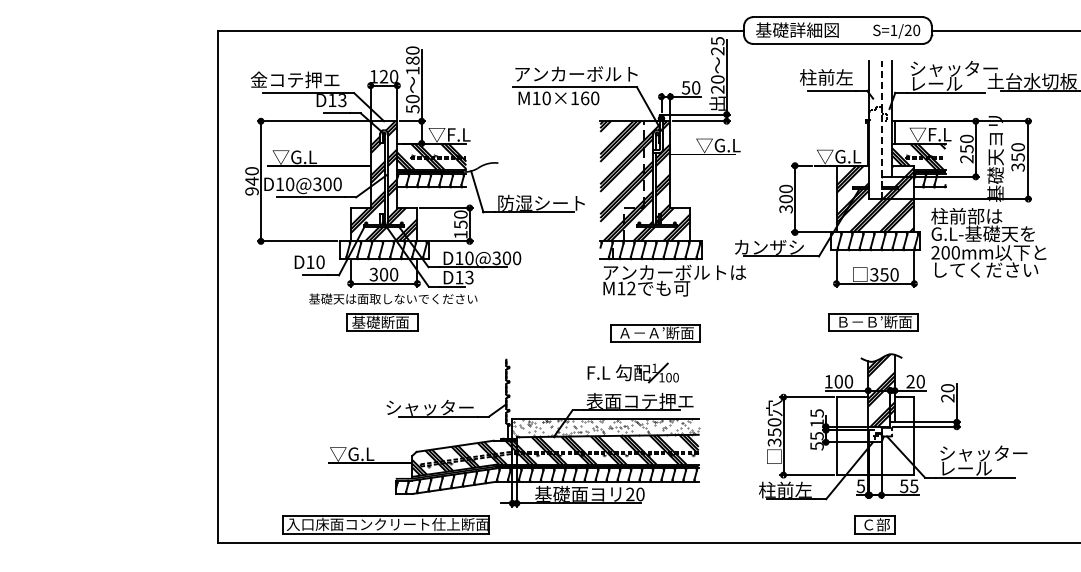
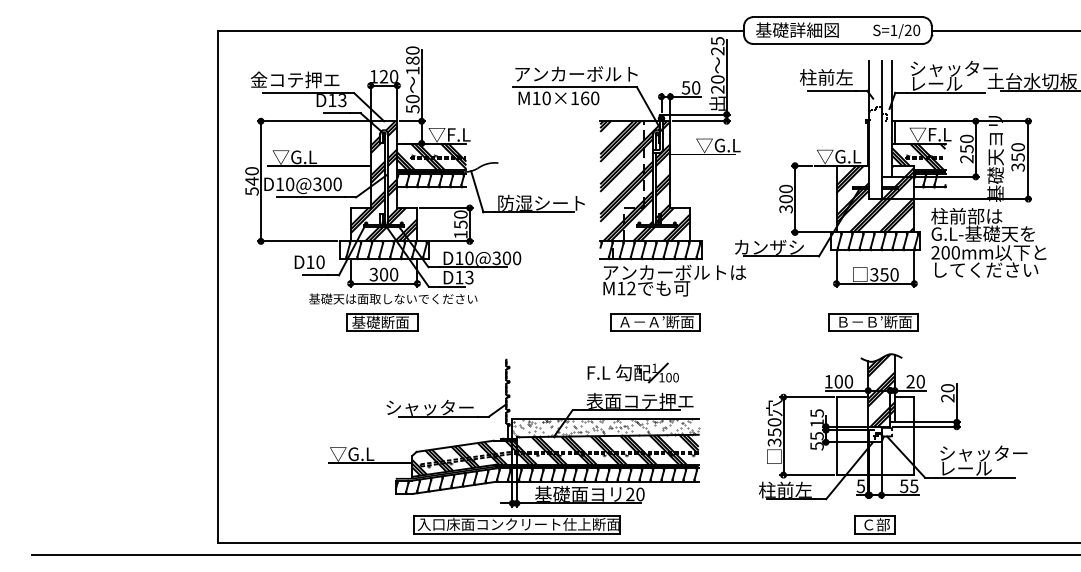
line: dashed -> solid (881, 129)
text: 940 -> 540 (251, 191)
part position: (655, 333) -> (655, 322) (655, 322)
part position: (385, 524) -> (516, 524) (516, 524)
line: none -> present (554, 554)
